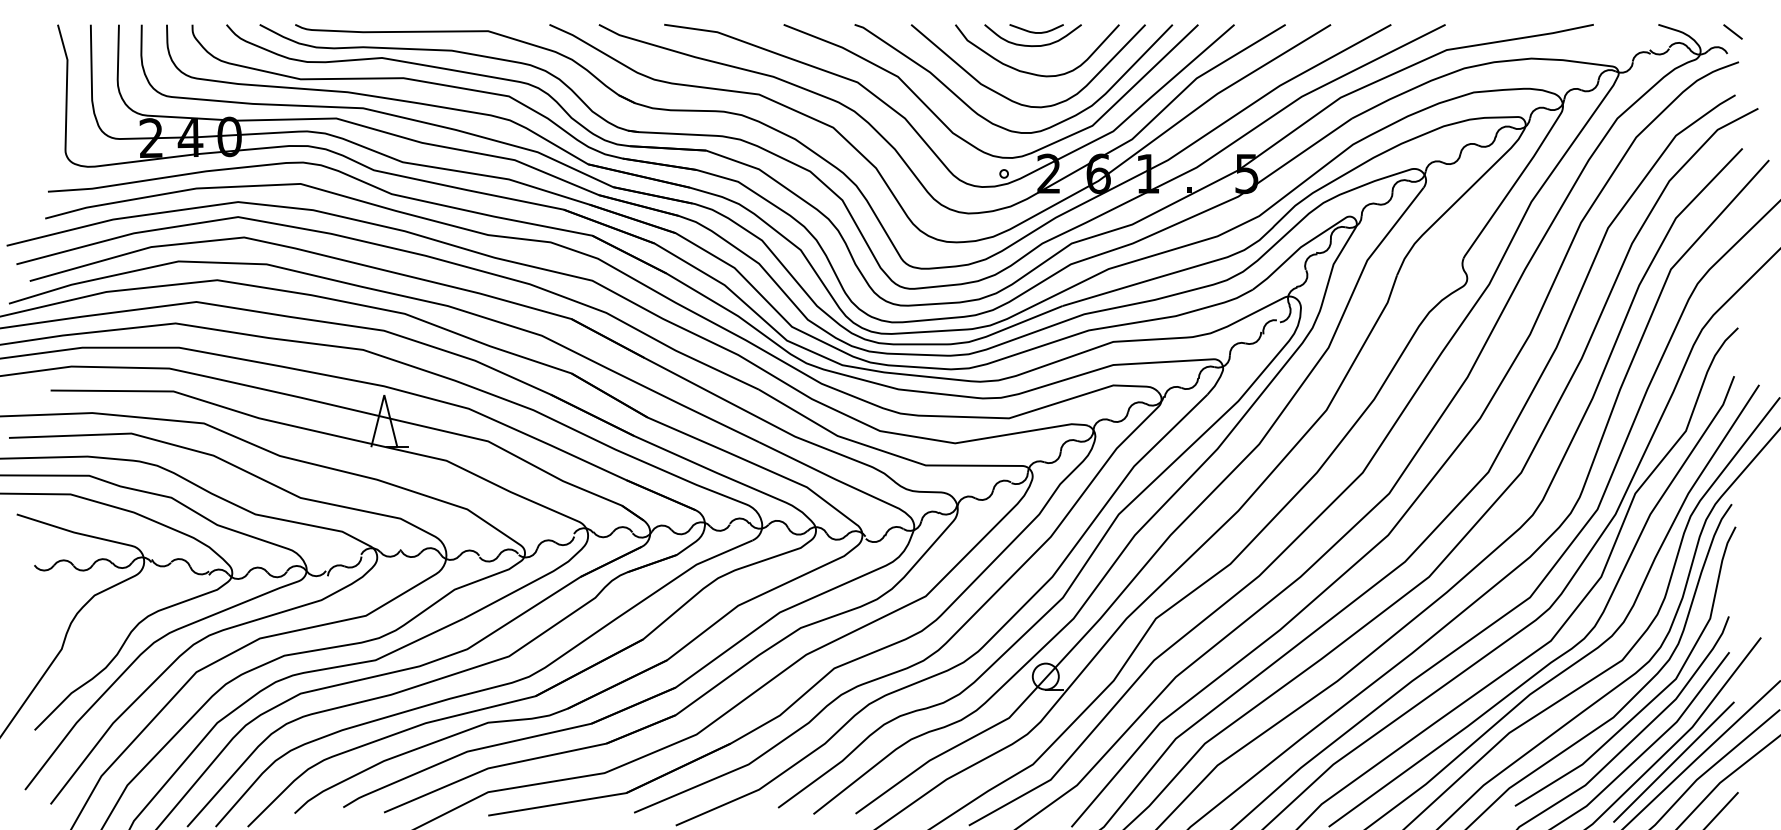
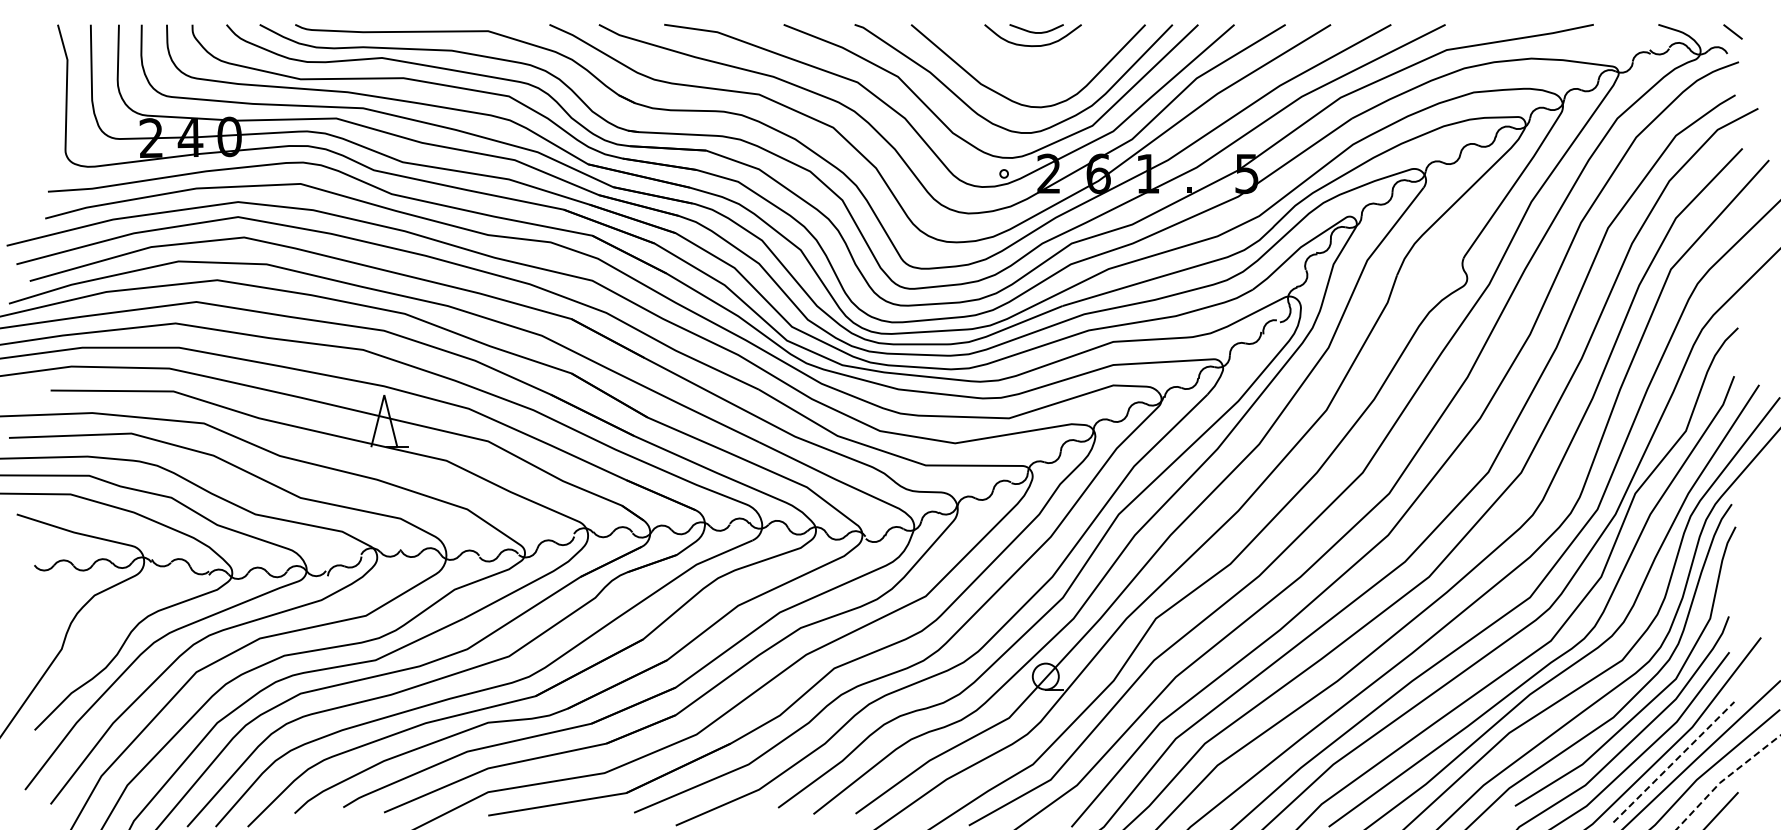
curve: present -> none (1031, 72)
line: solid -> dashed (1674, 761)
line: solid -> dashed (1724, 779)
